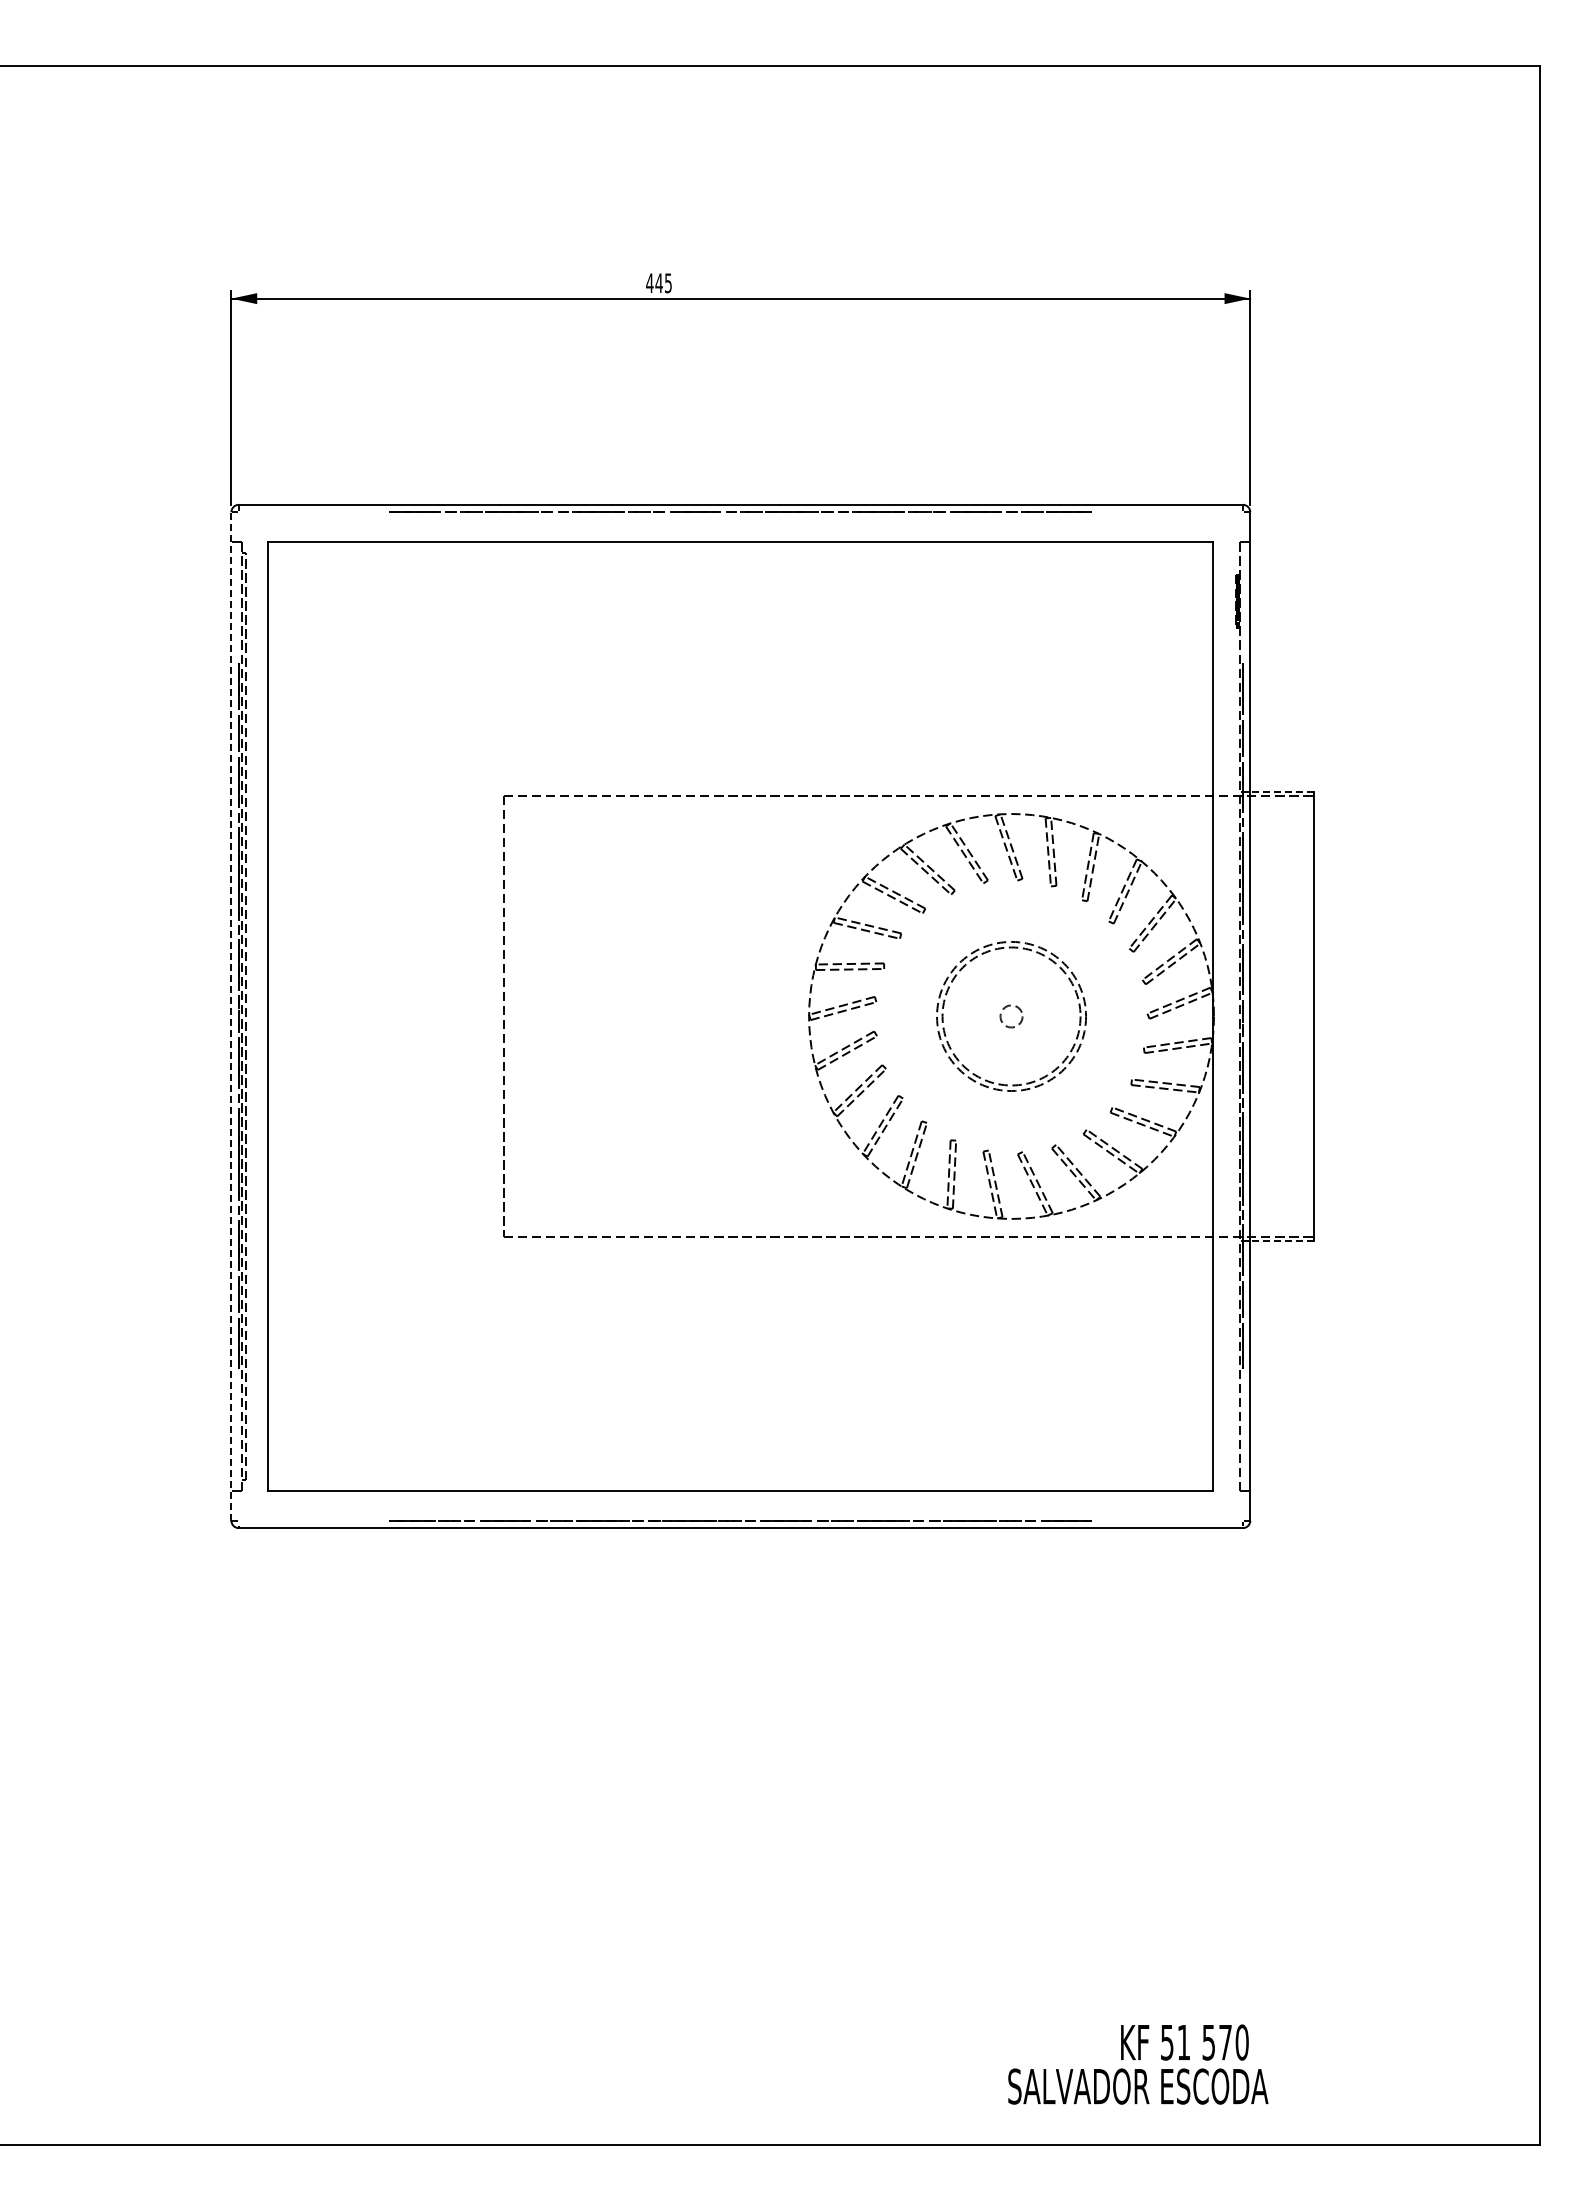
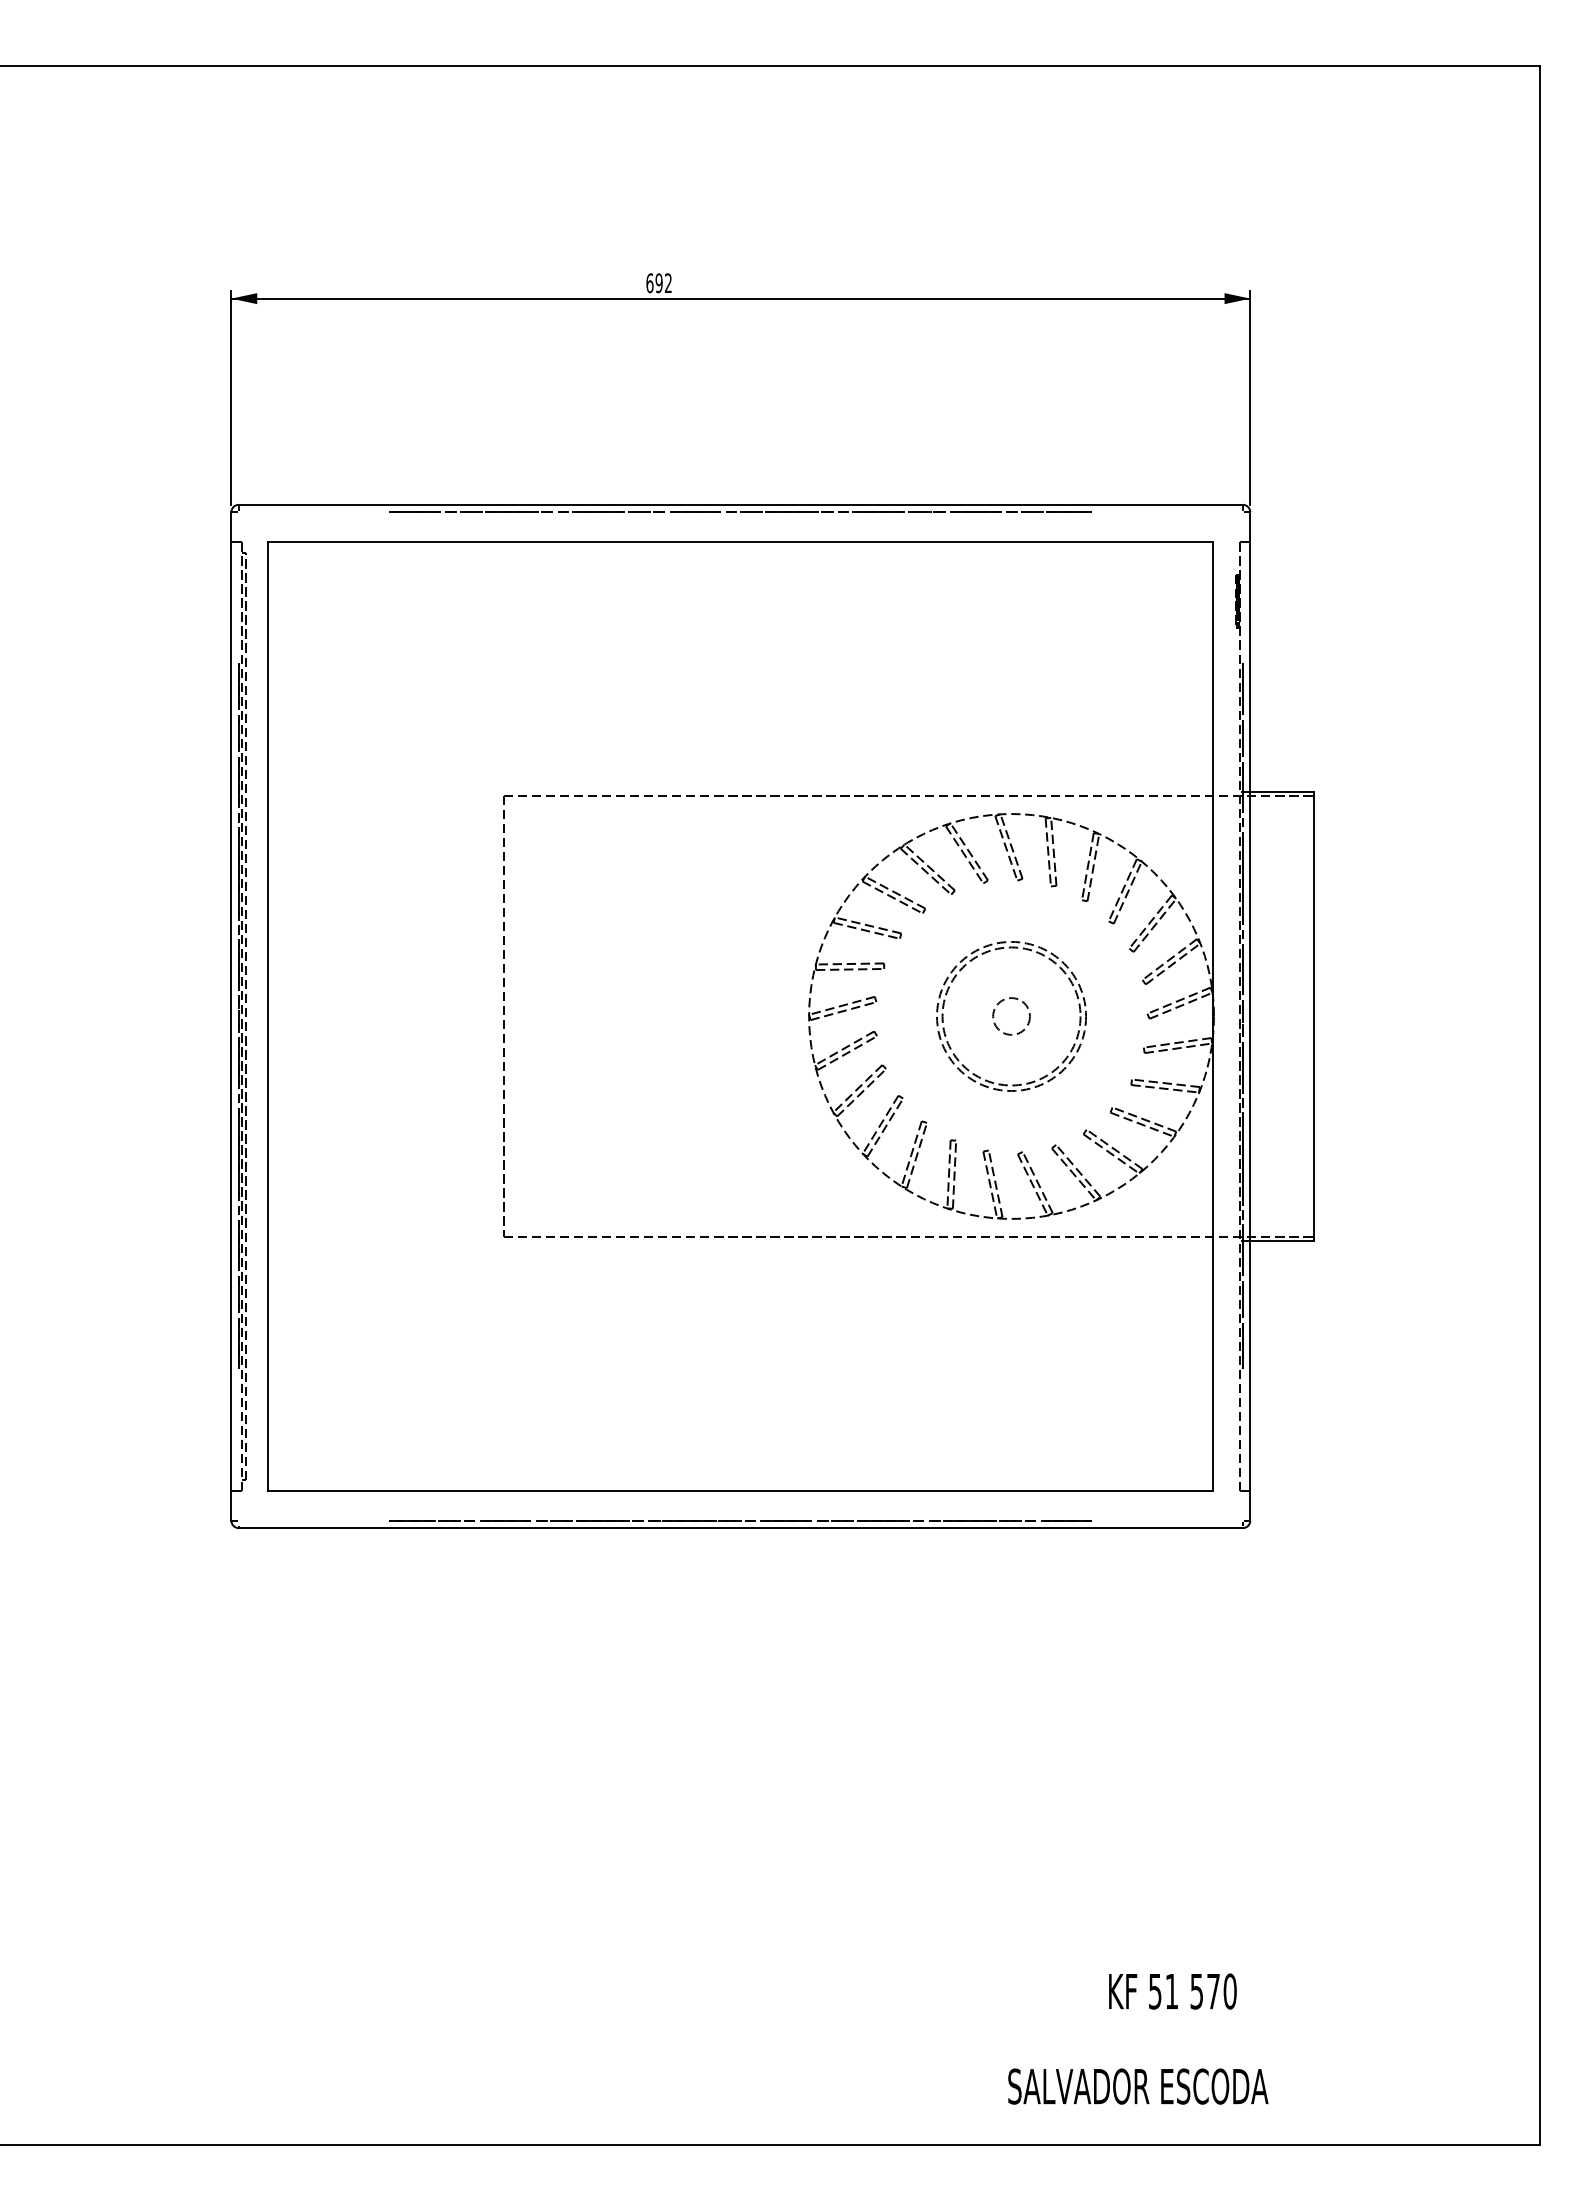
text: 445 -> 692 (658, 283)
line: dashed -> solid (1281, 791)
line: dashed -> solid (231, 1015)
circle diameter: 22 px -> 37 px (1011, 1016)
line: dashed -> solid (1281, 1241)
text position: (1184, 2042) -> (1172, 1991) (1172, 1991)
